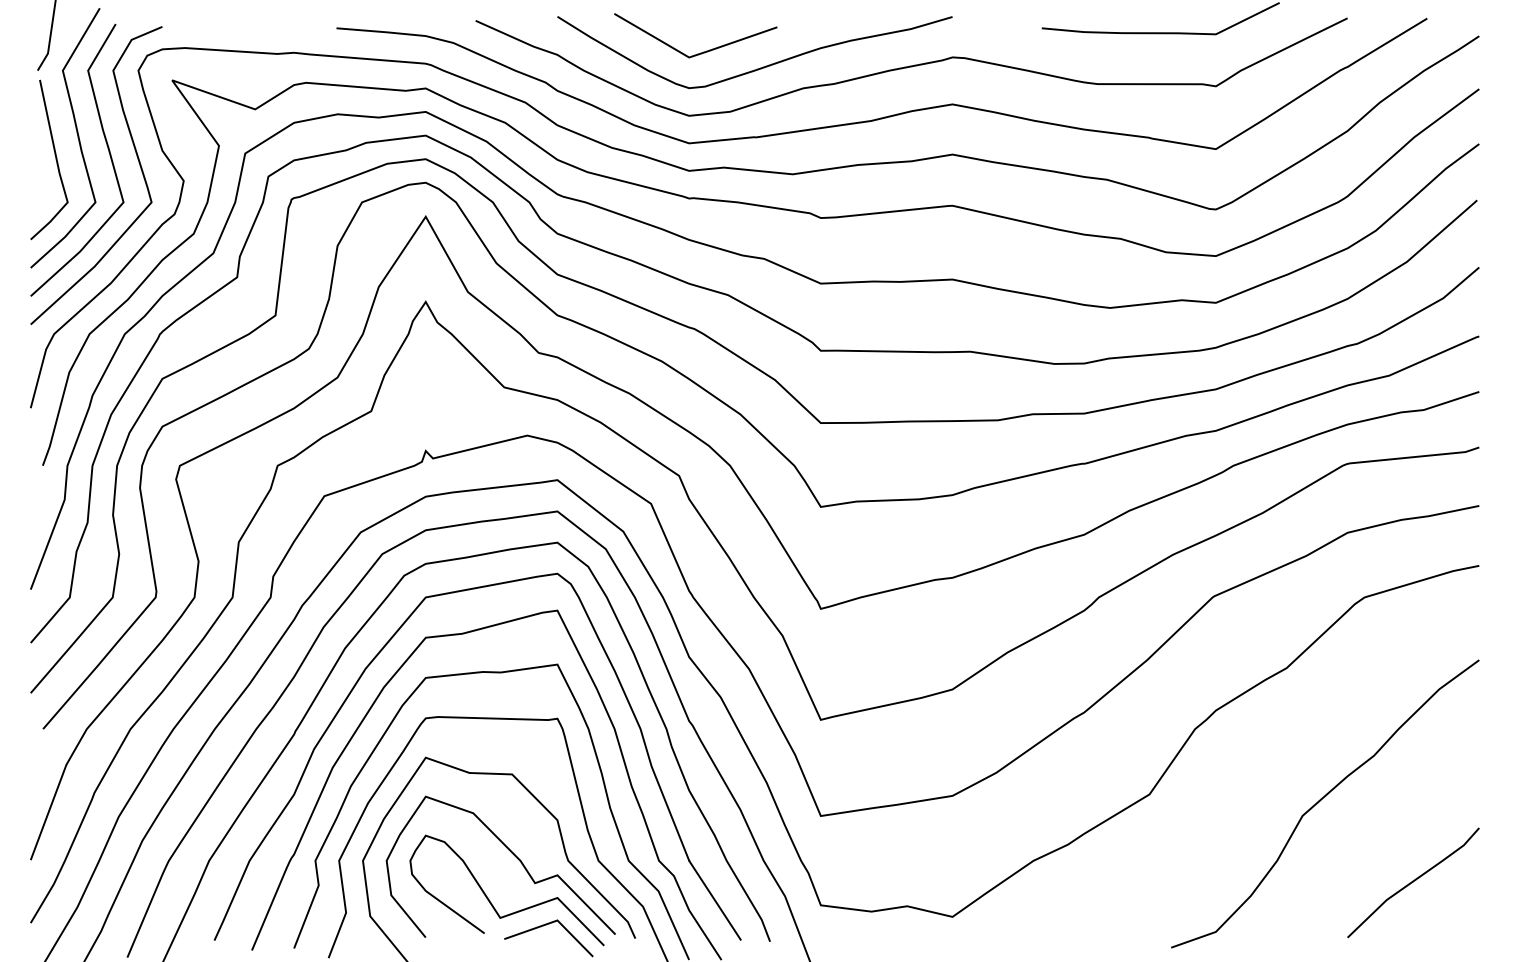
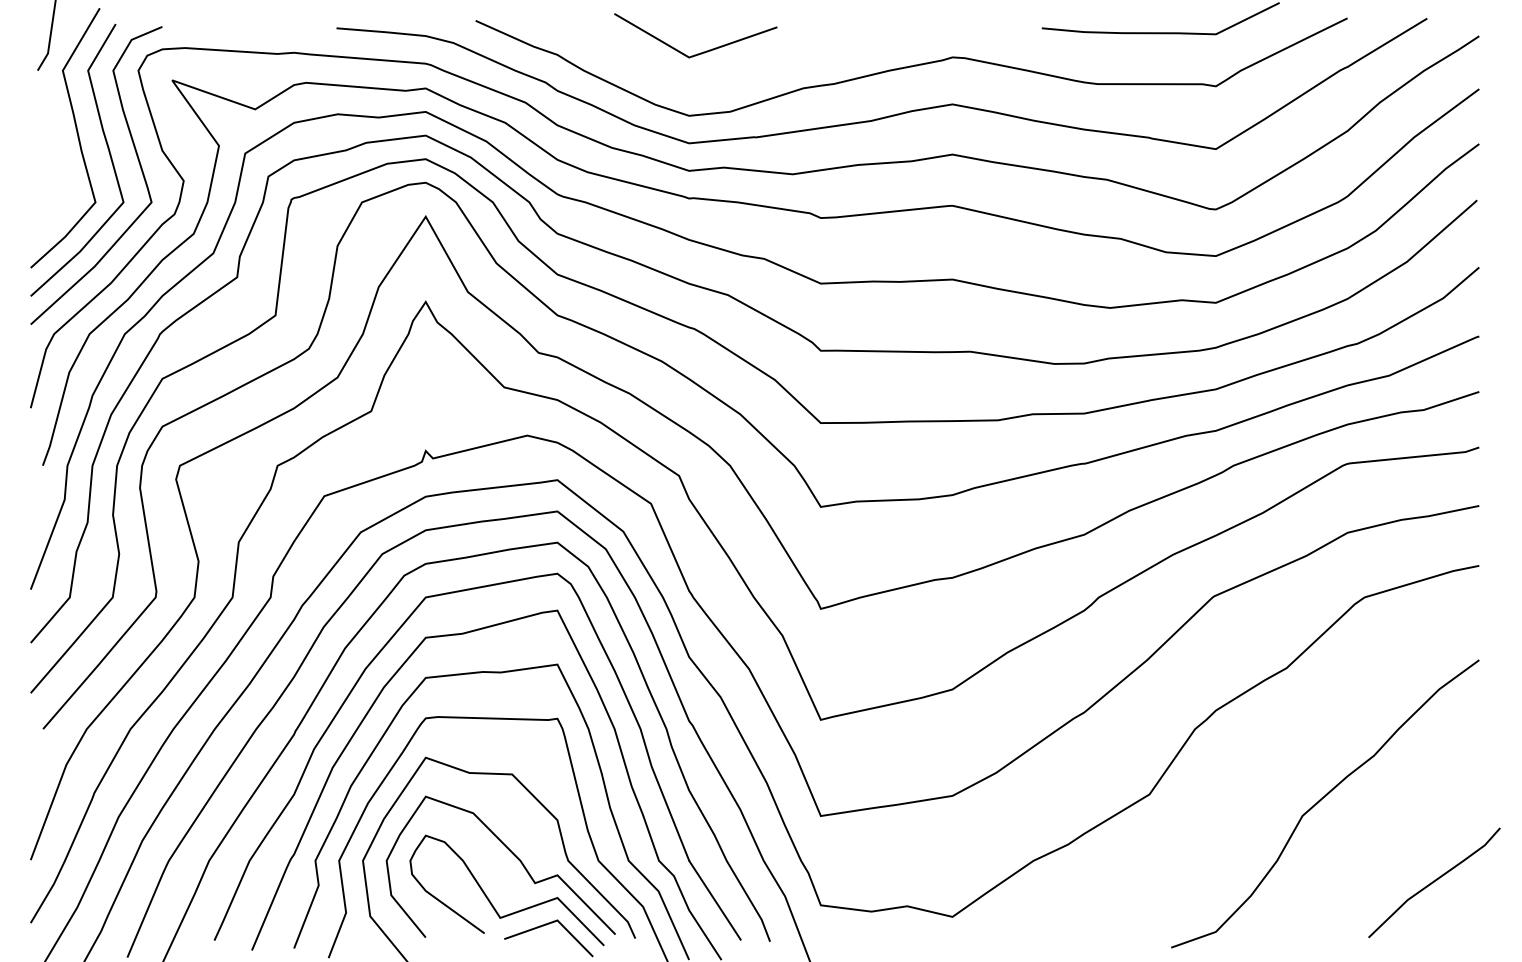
curve: present -> none (760, 67)
line: present -> none (55, 159)
line position: (1413, 882) -> (1434, 882) (1434, 882)
